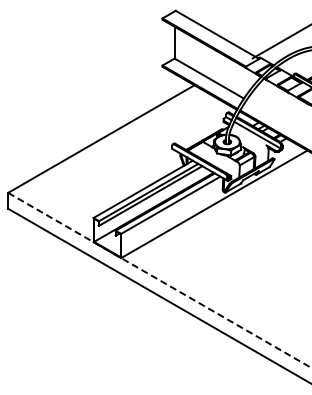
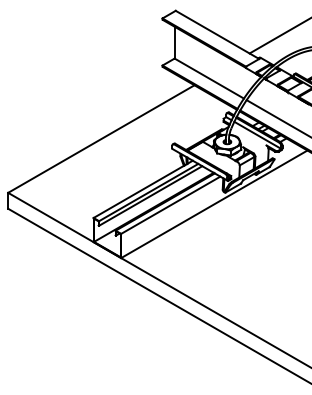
line position: (280, 42) -> (278, 36) (278, 36)
line: none -> present (277, 117)
line: dashed -> solid (160, 280)
